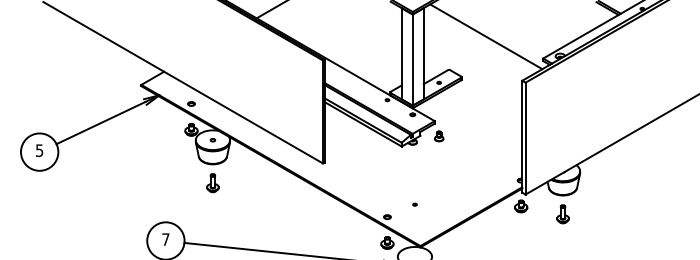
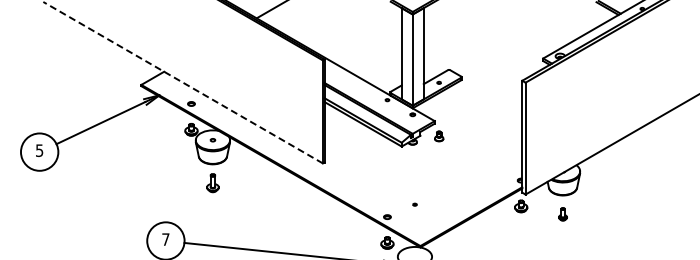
line: present -> none (486, 36)
line: solid -> dashed (182, 82)
part size: 14x21 px -> 10x15 px (562, 214)
